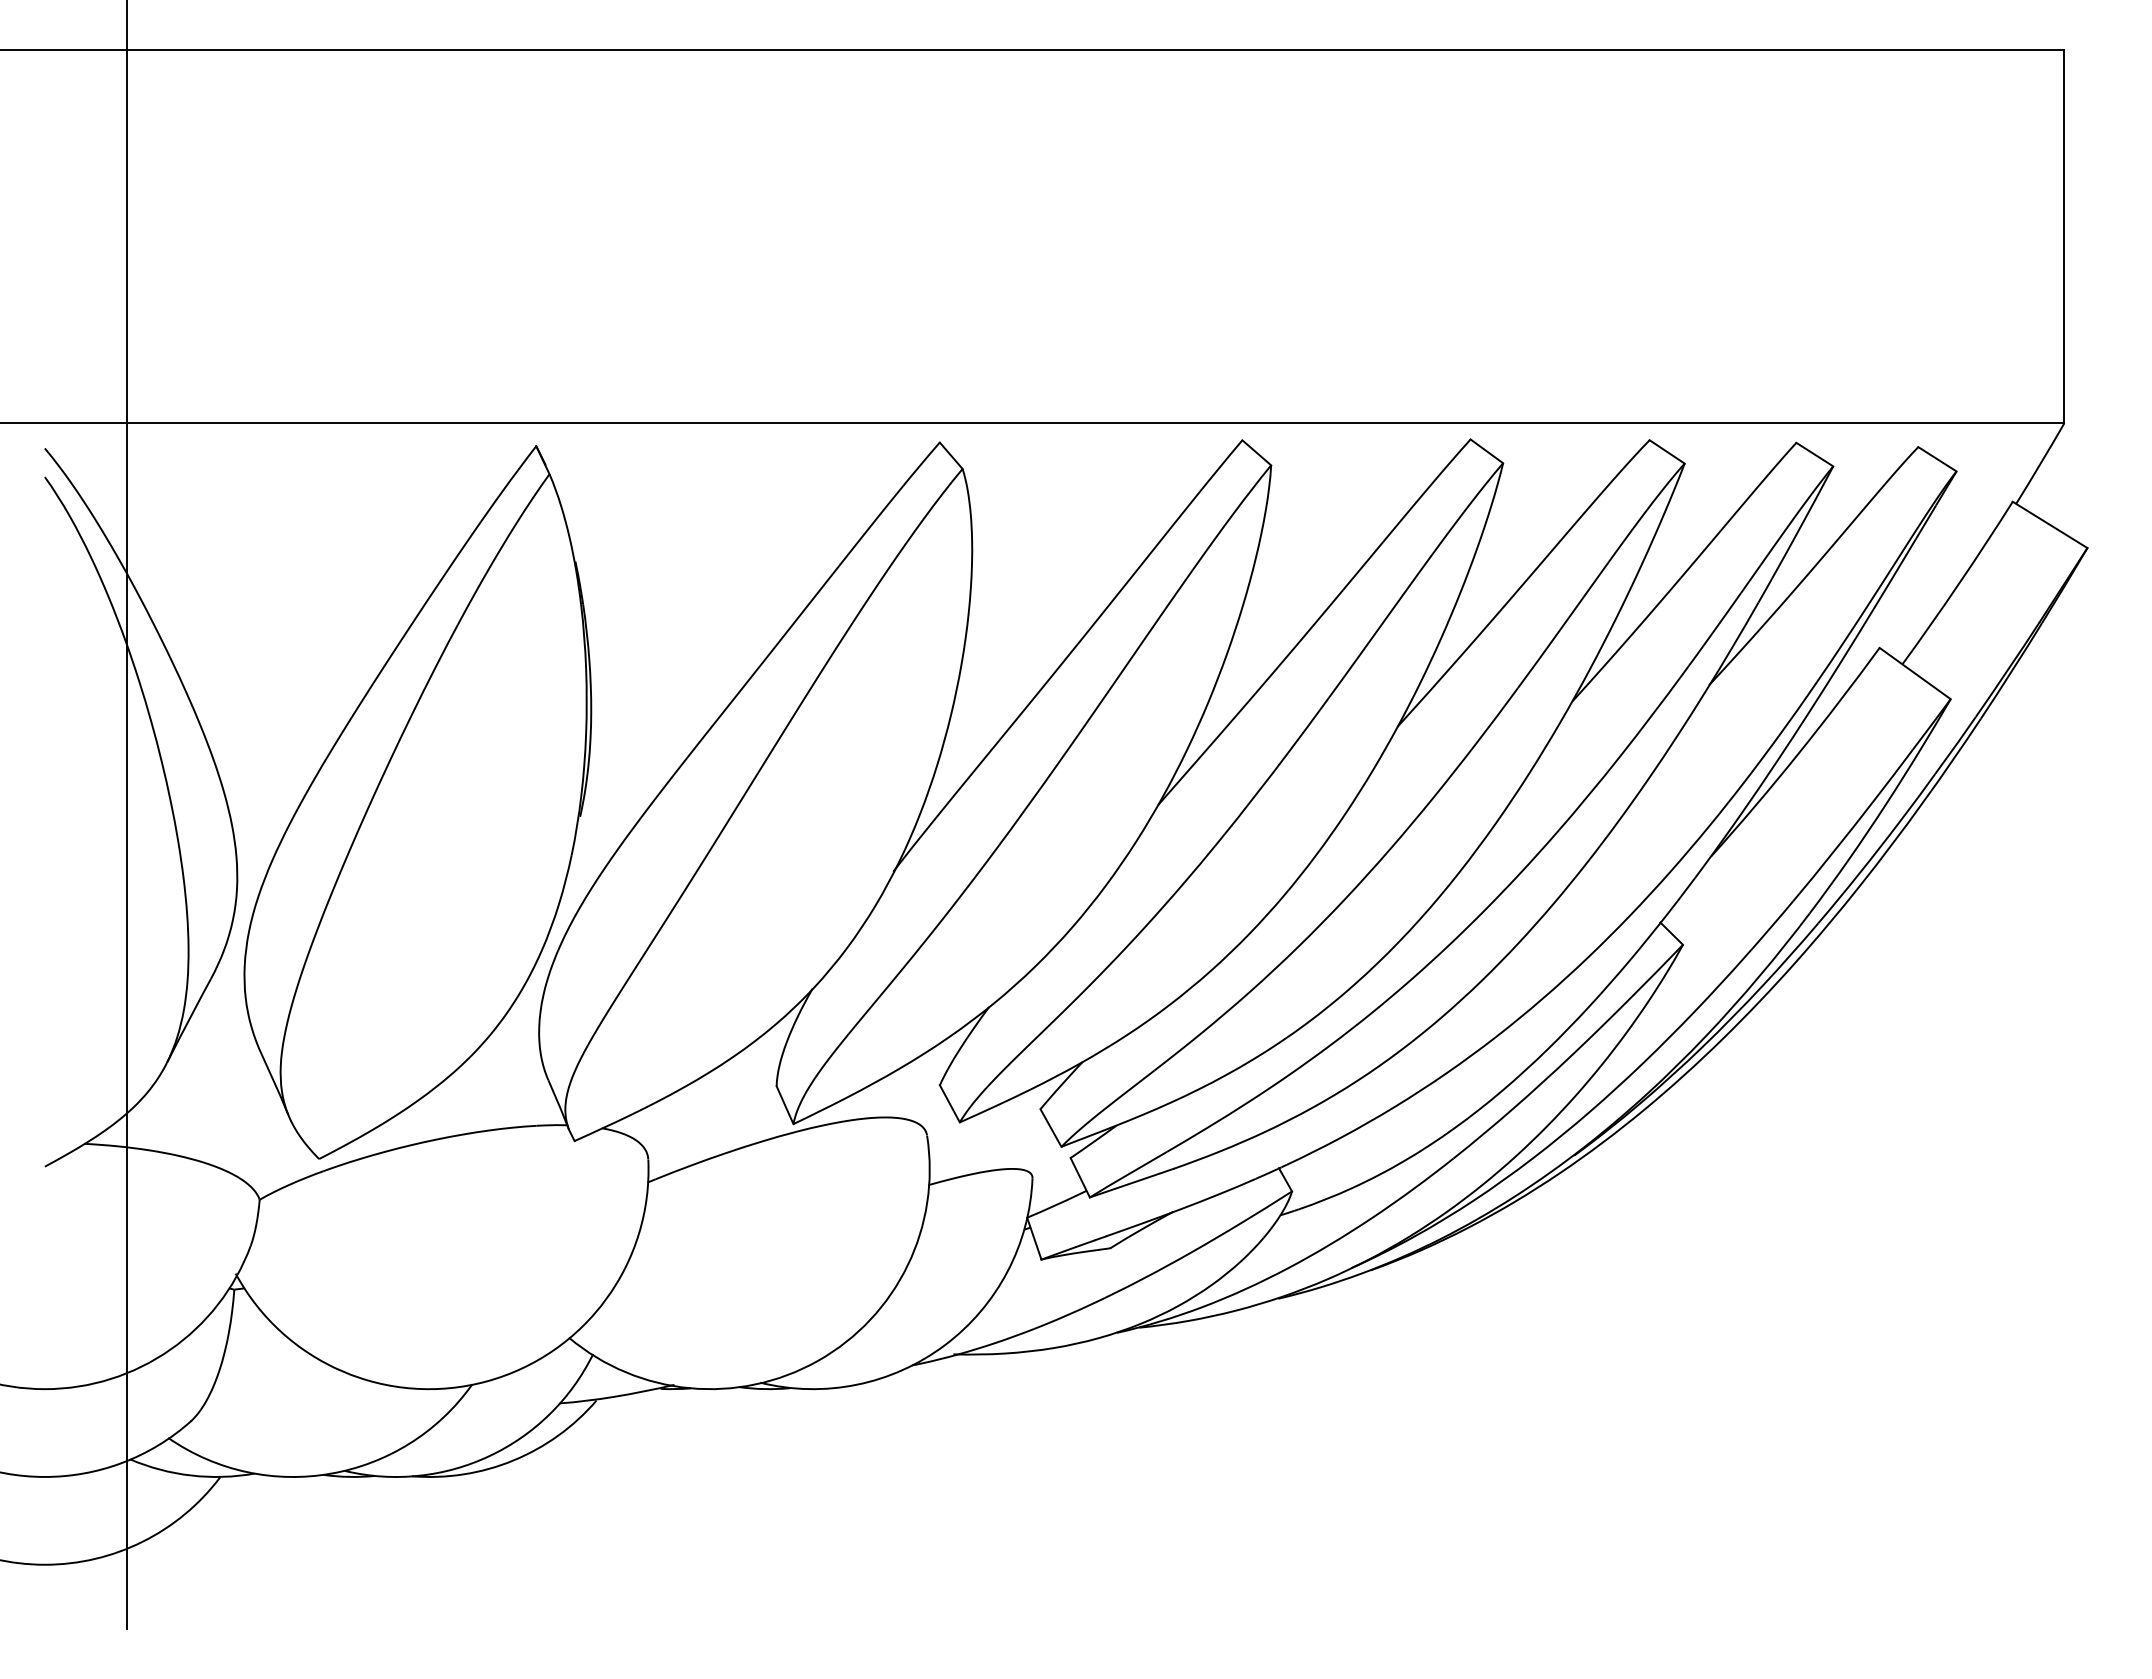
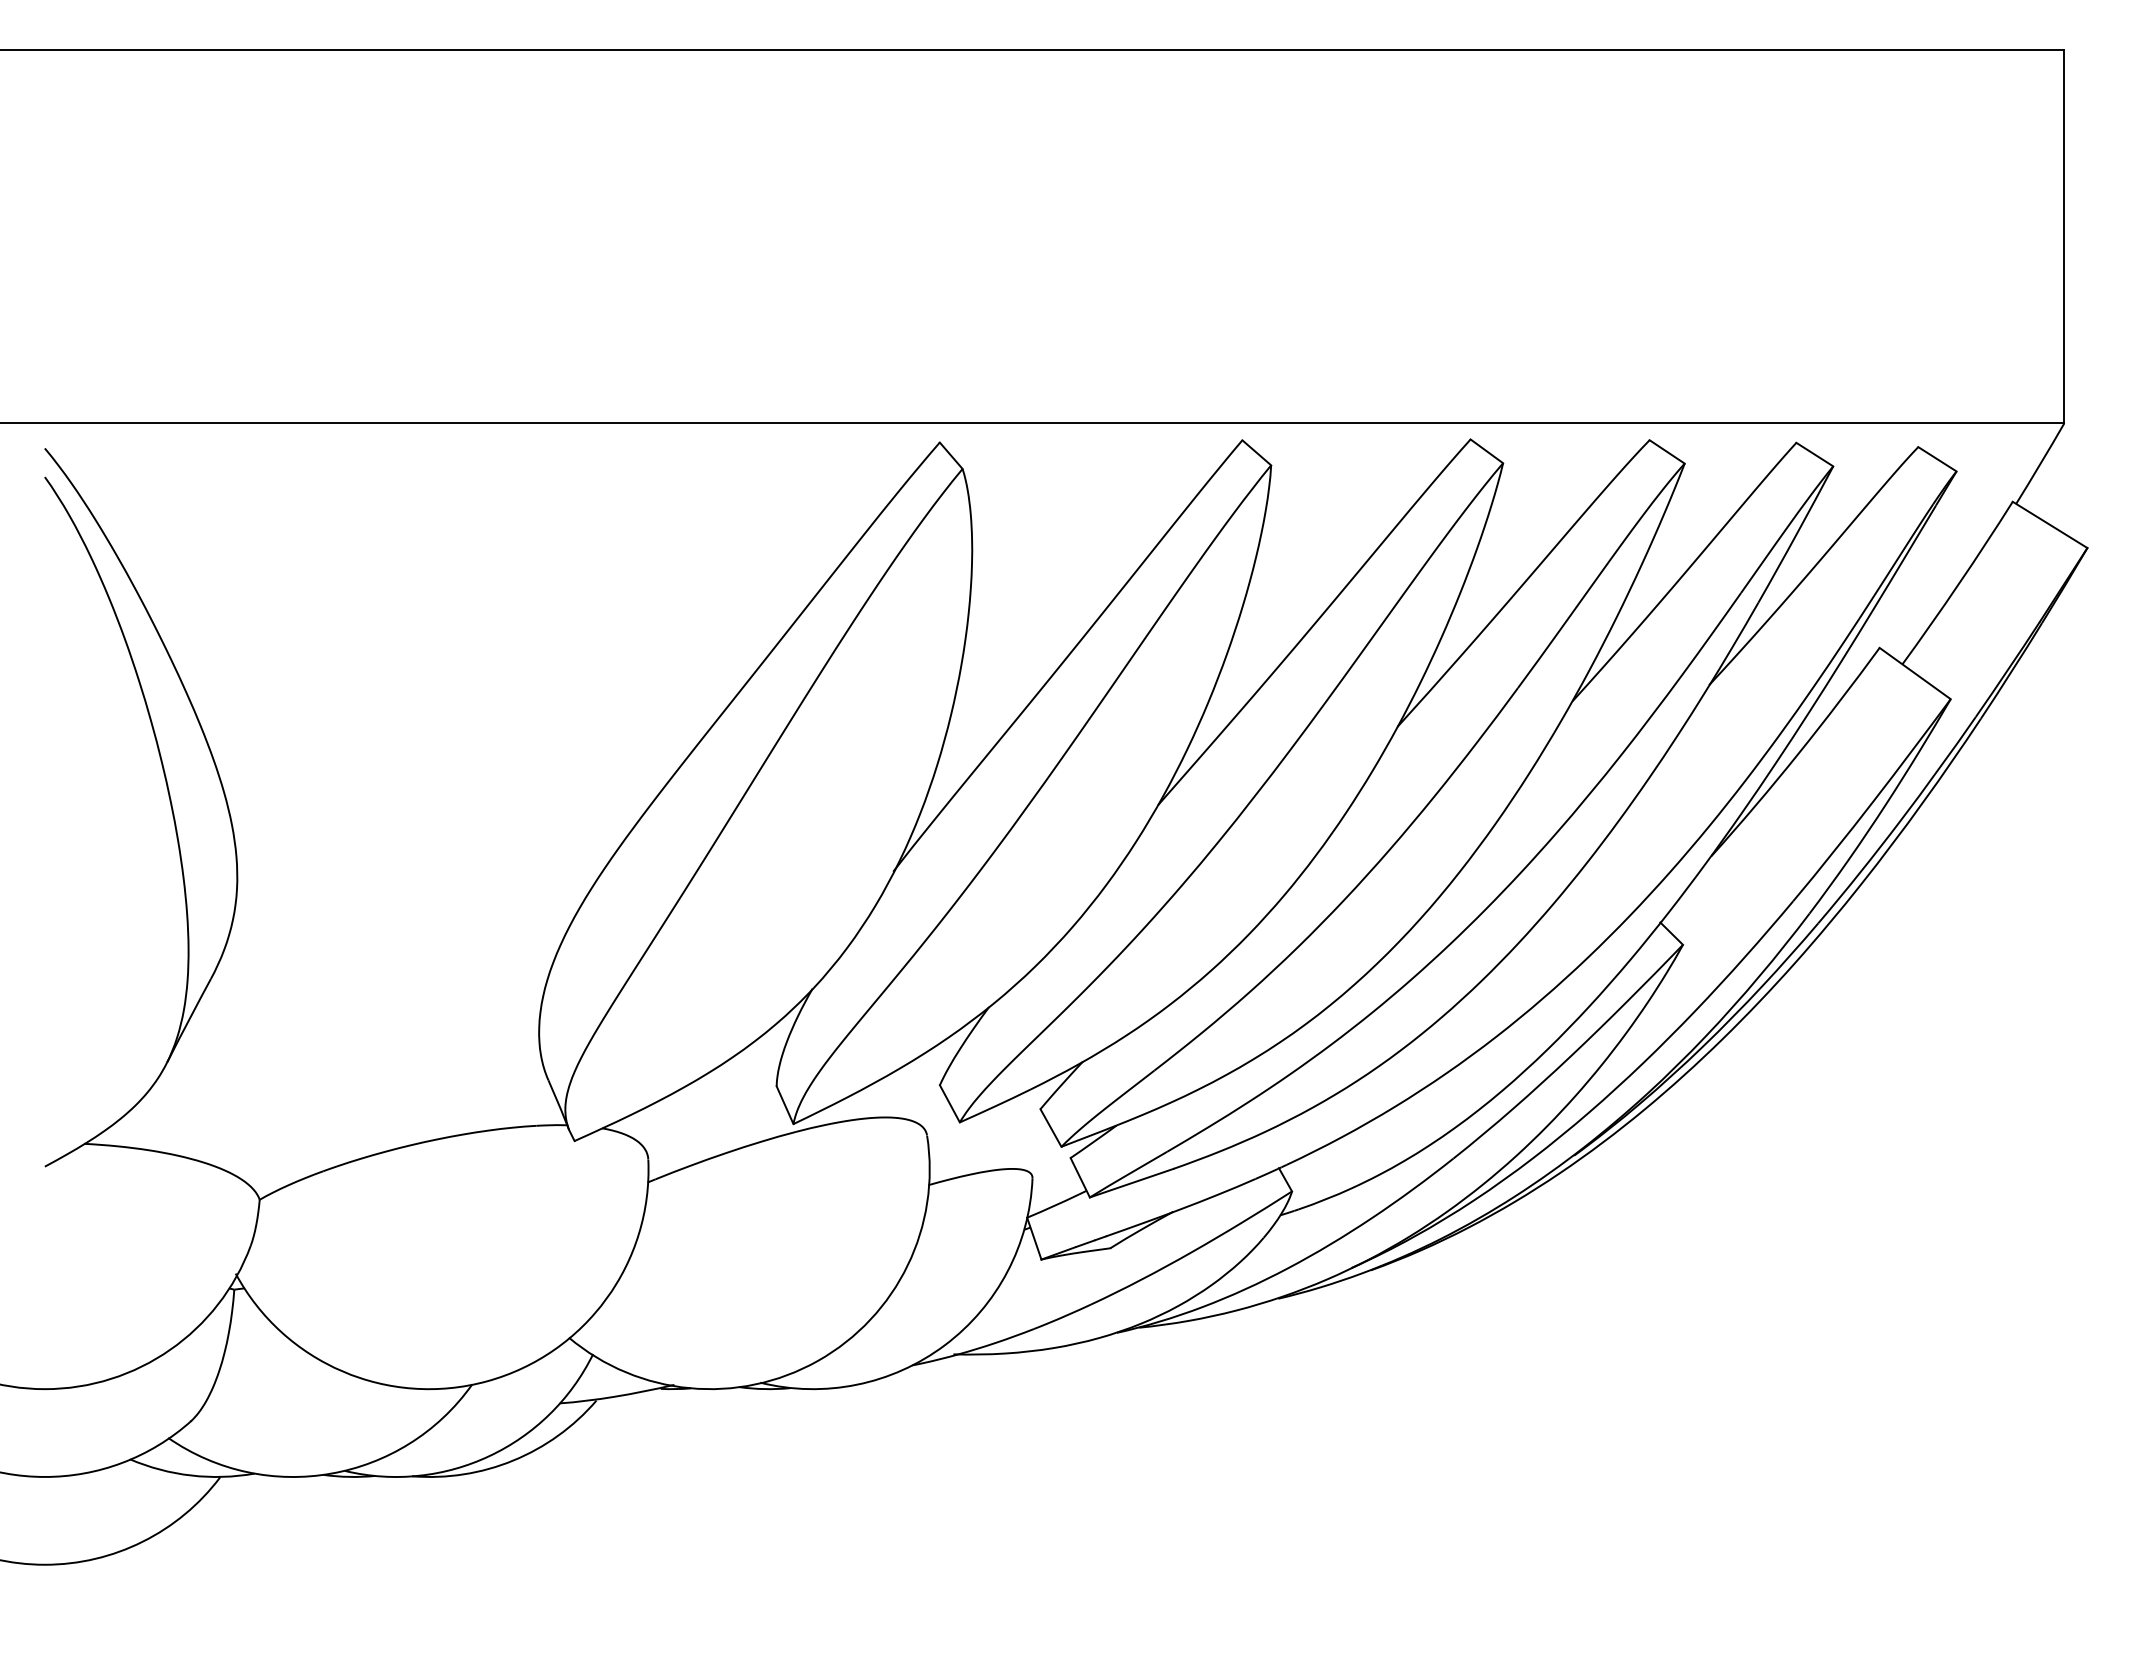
part: present -> none (417, 802)
line: present -> none (126, 815)
